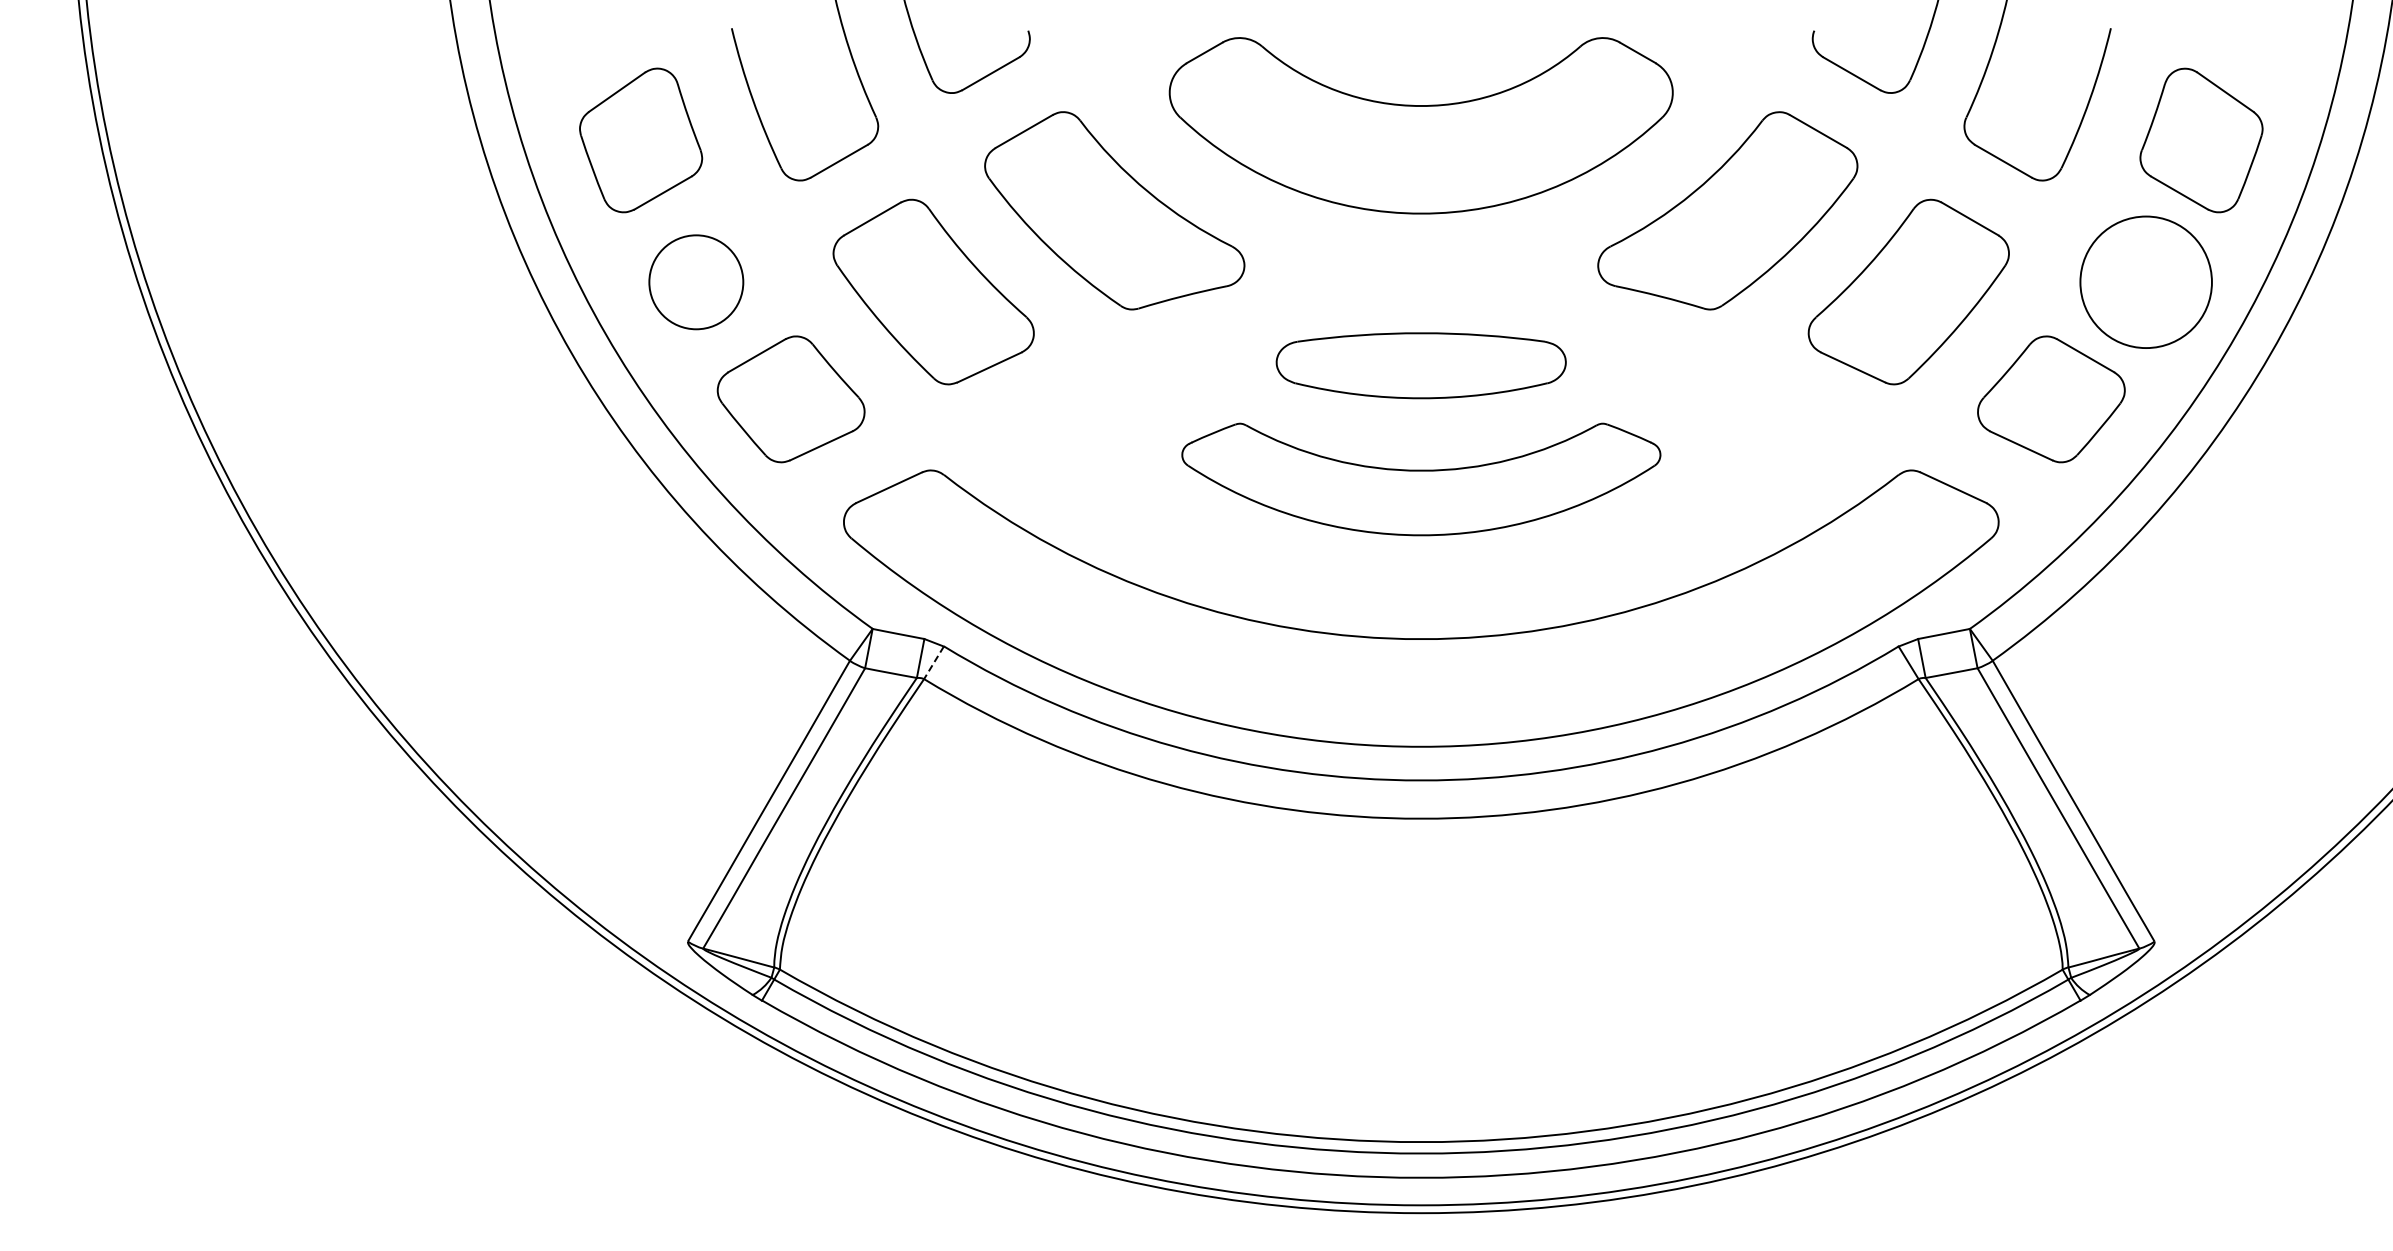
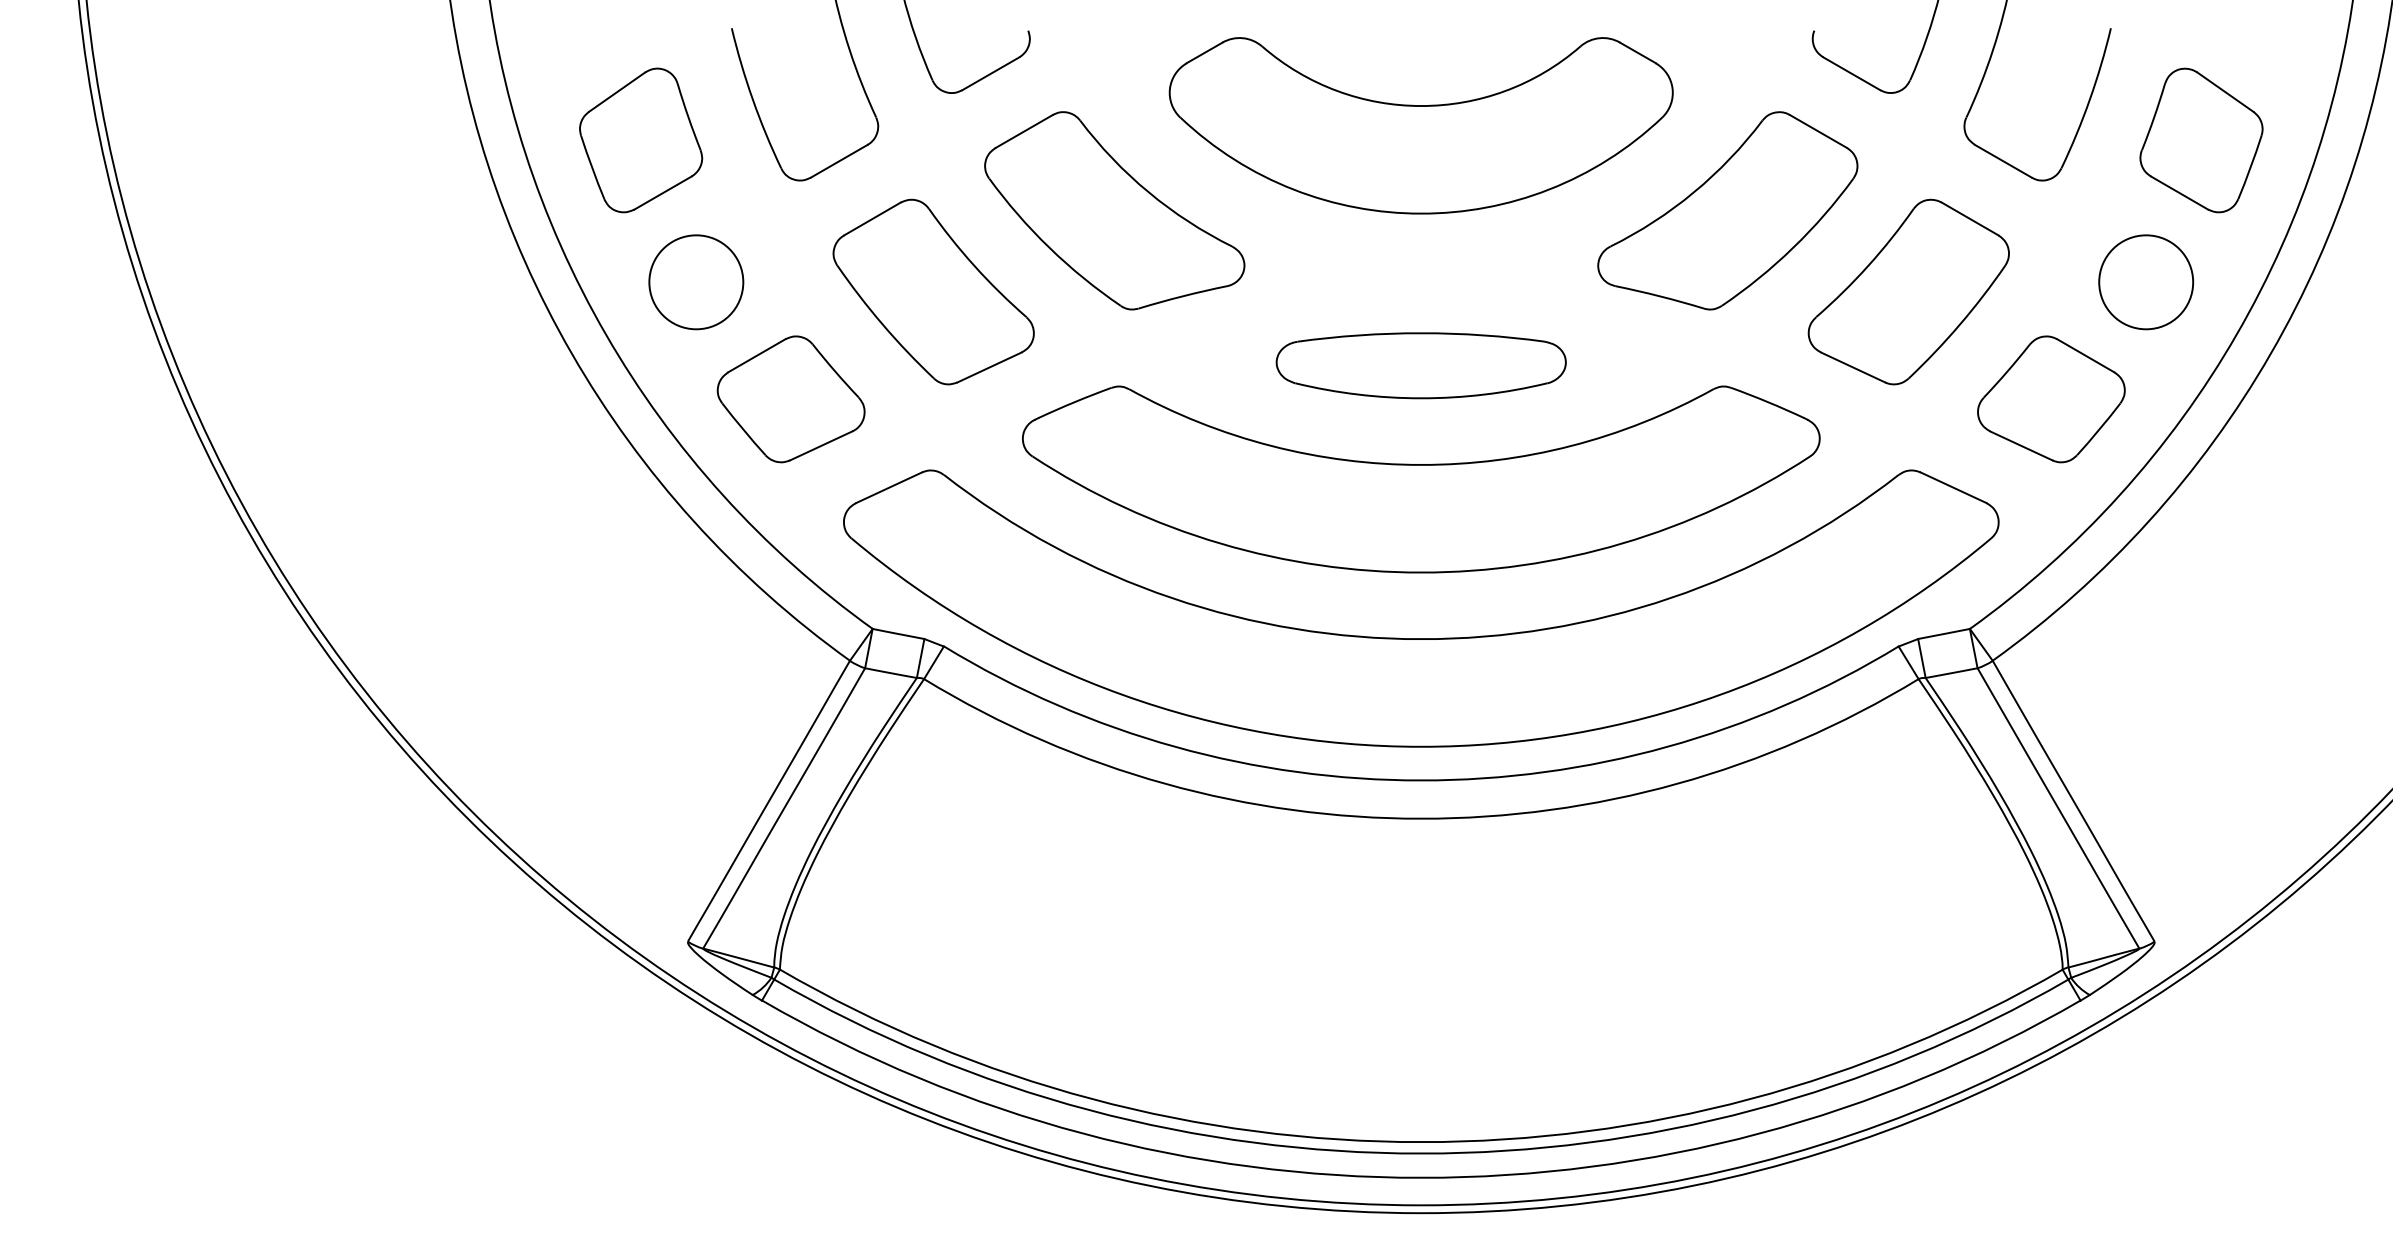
circle diameter: 132 px -> 94 px (2146, 282)
part size: 481x115 px -> 799x189 px (1421, 479)
line: dashed -> solid (933, 663)
